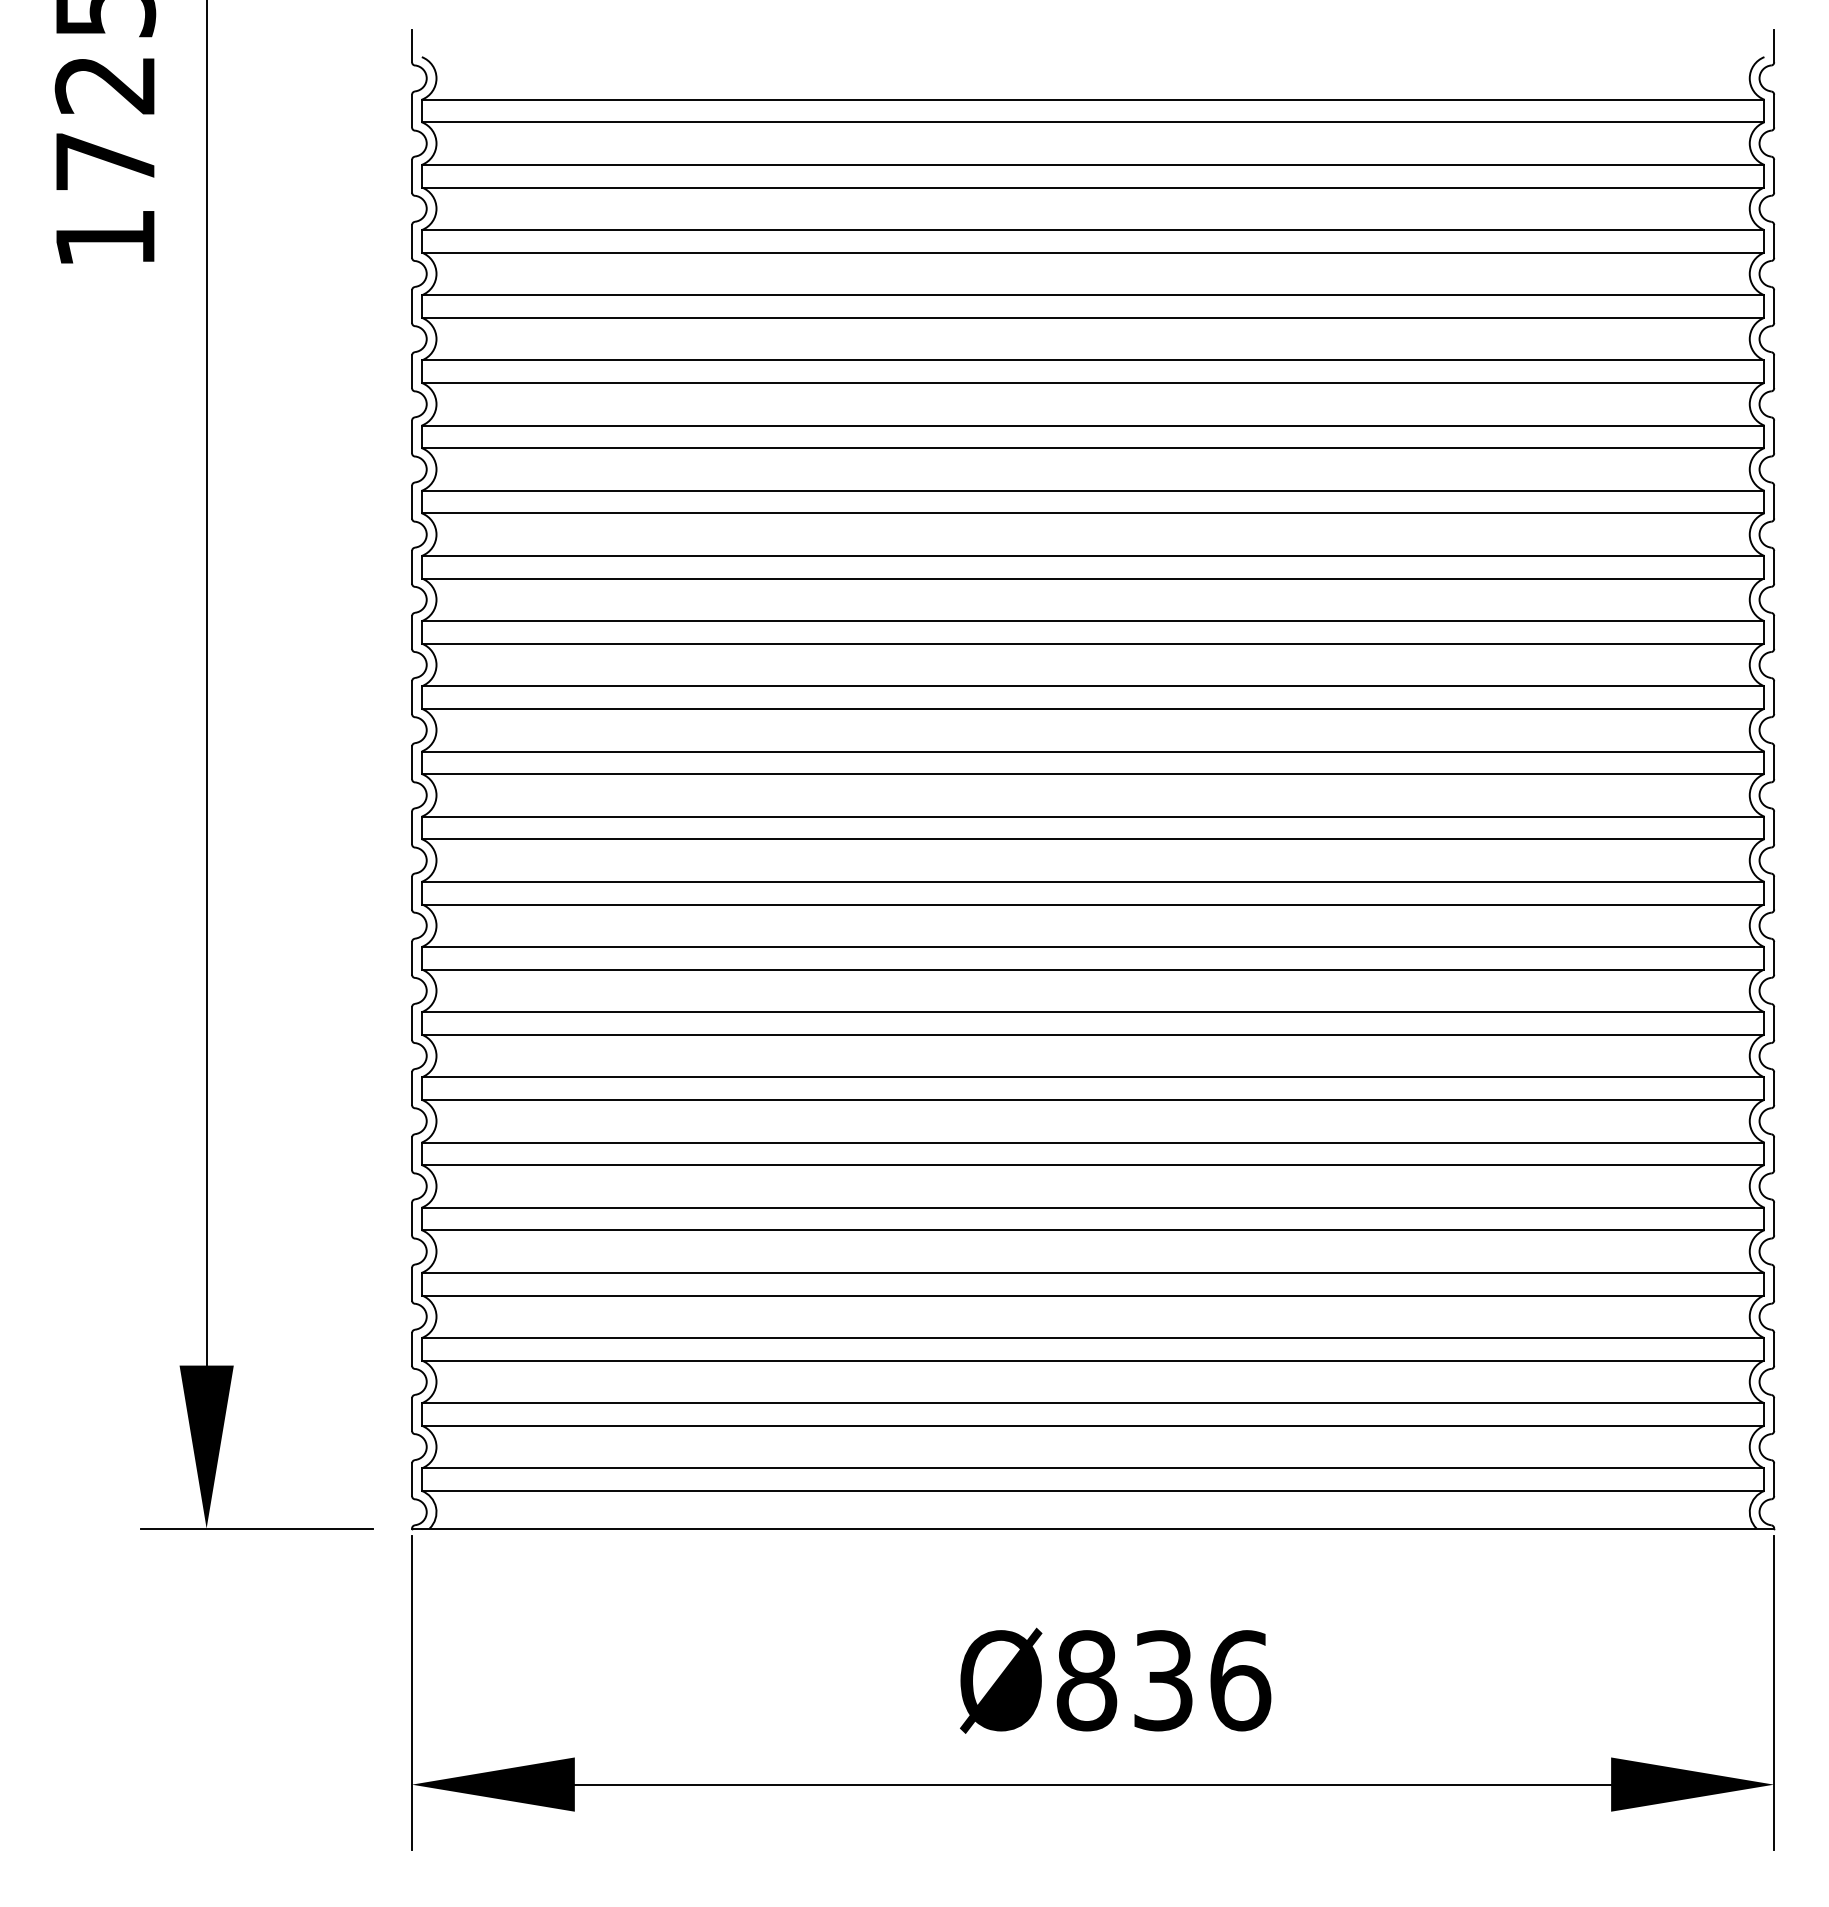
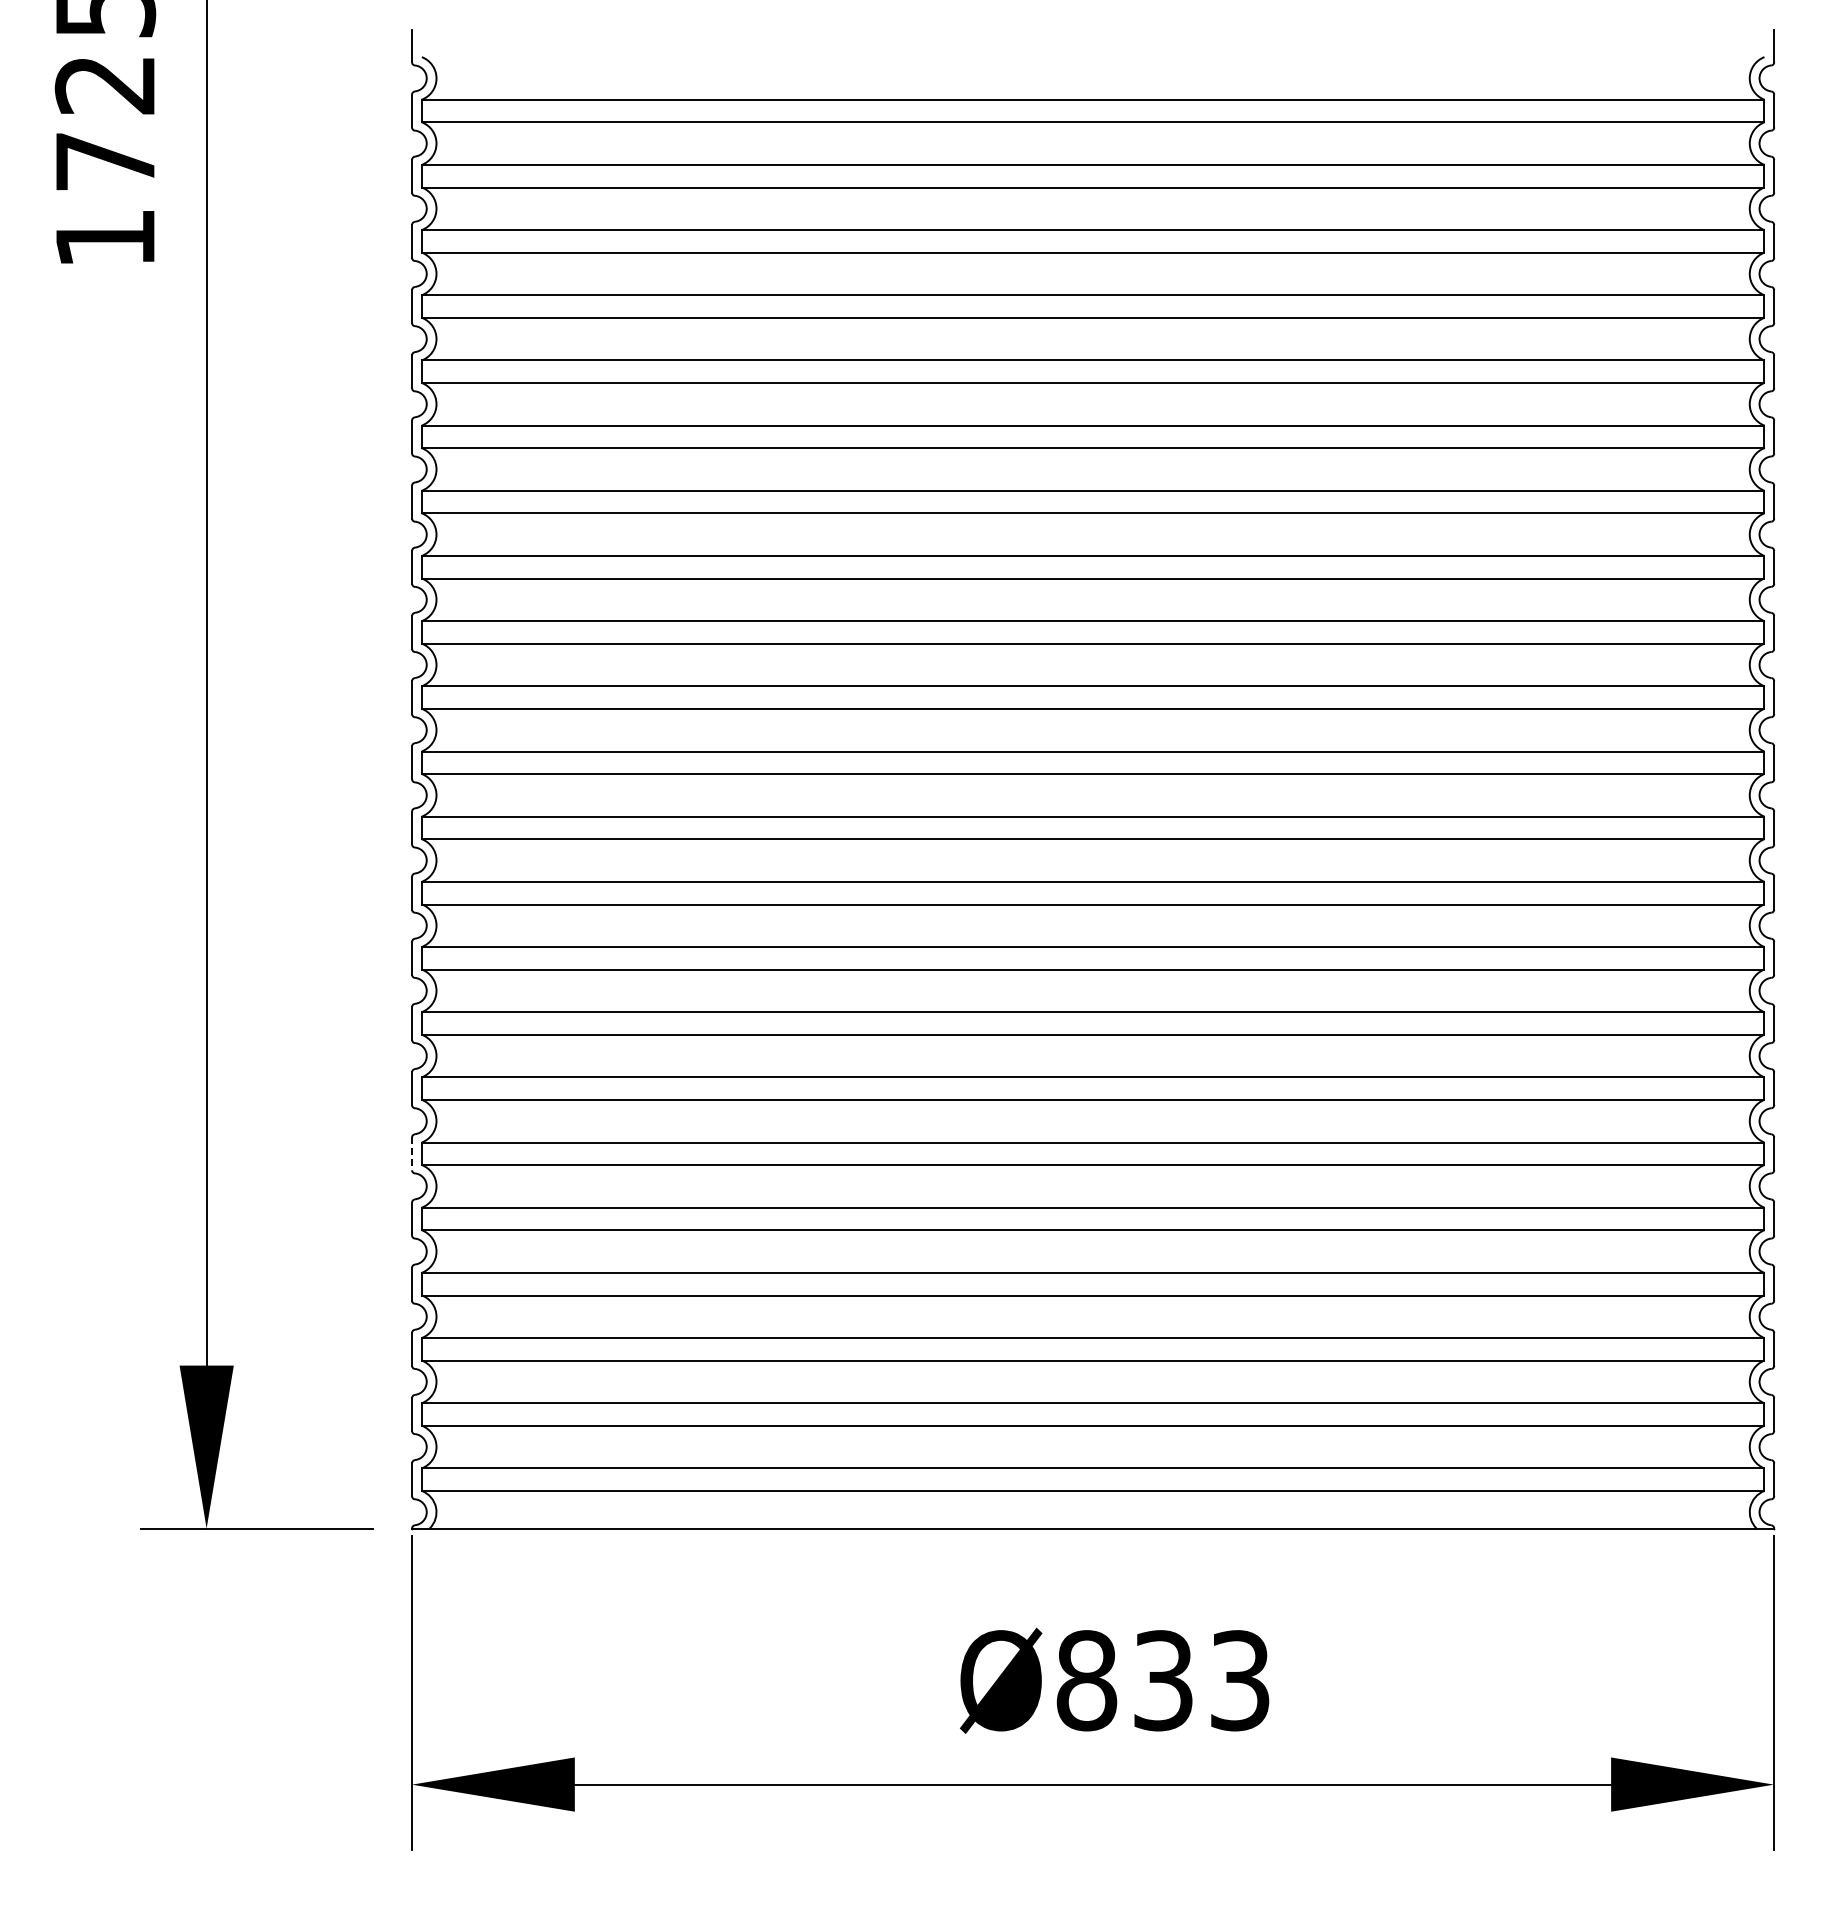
line: solid -> dashed (412, 1154)
text: Ø836 -> Ø833 (1240, 1680)
